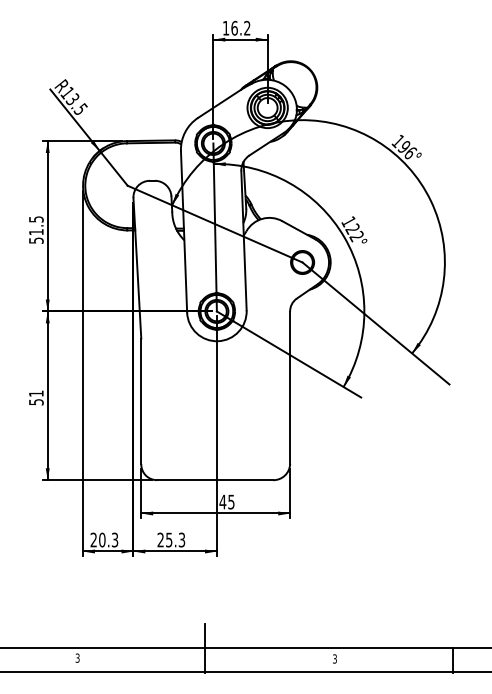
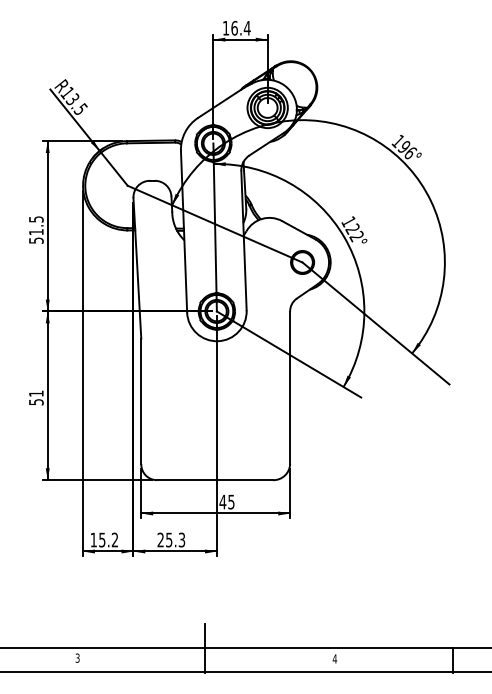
text: 16.2 -> 16.4 (246, 27)
text: 20.3 -> 15.2 (104, 539)
text: 3 -> 4 (334, 658)
